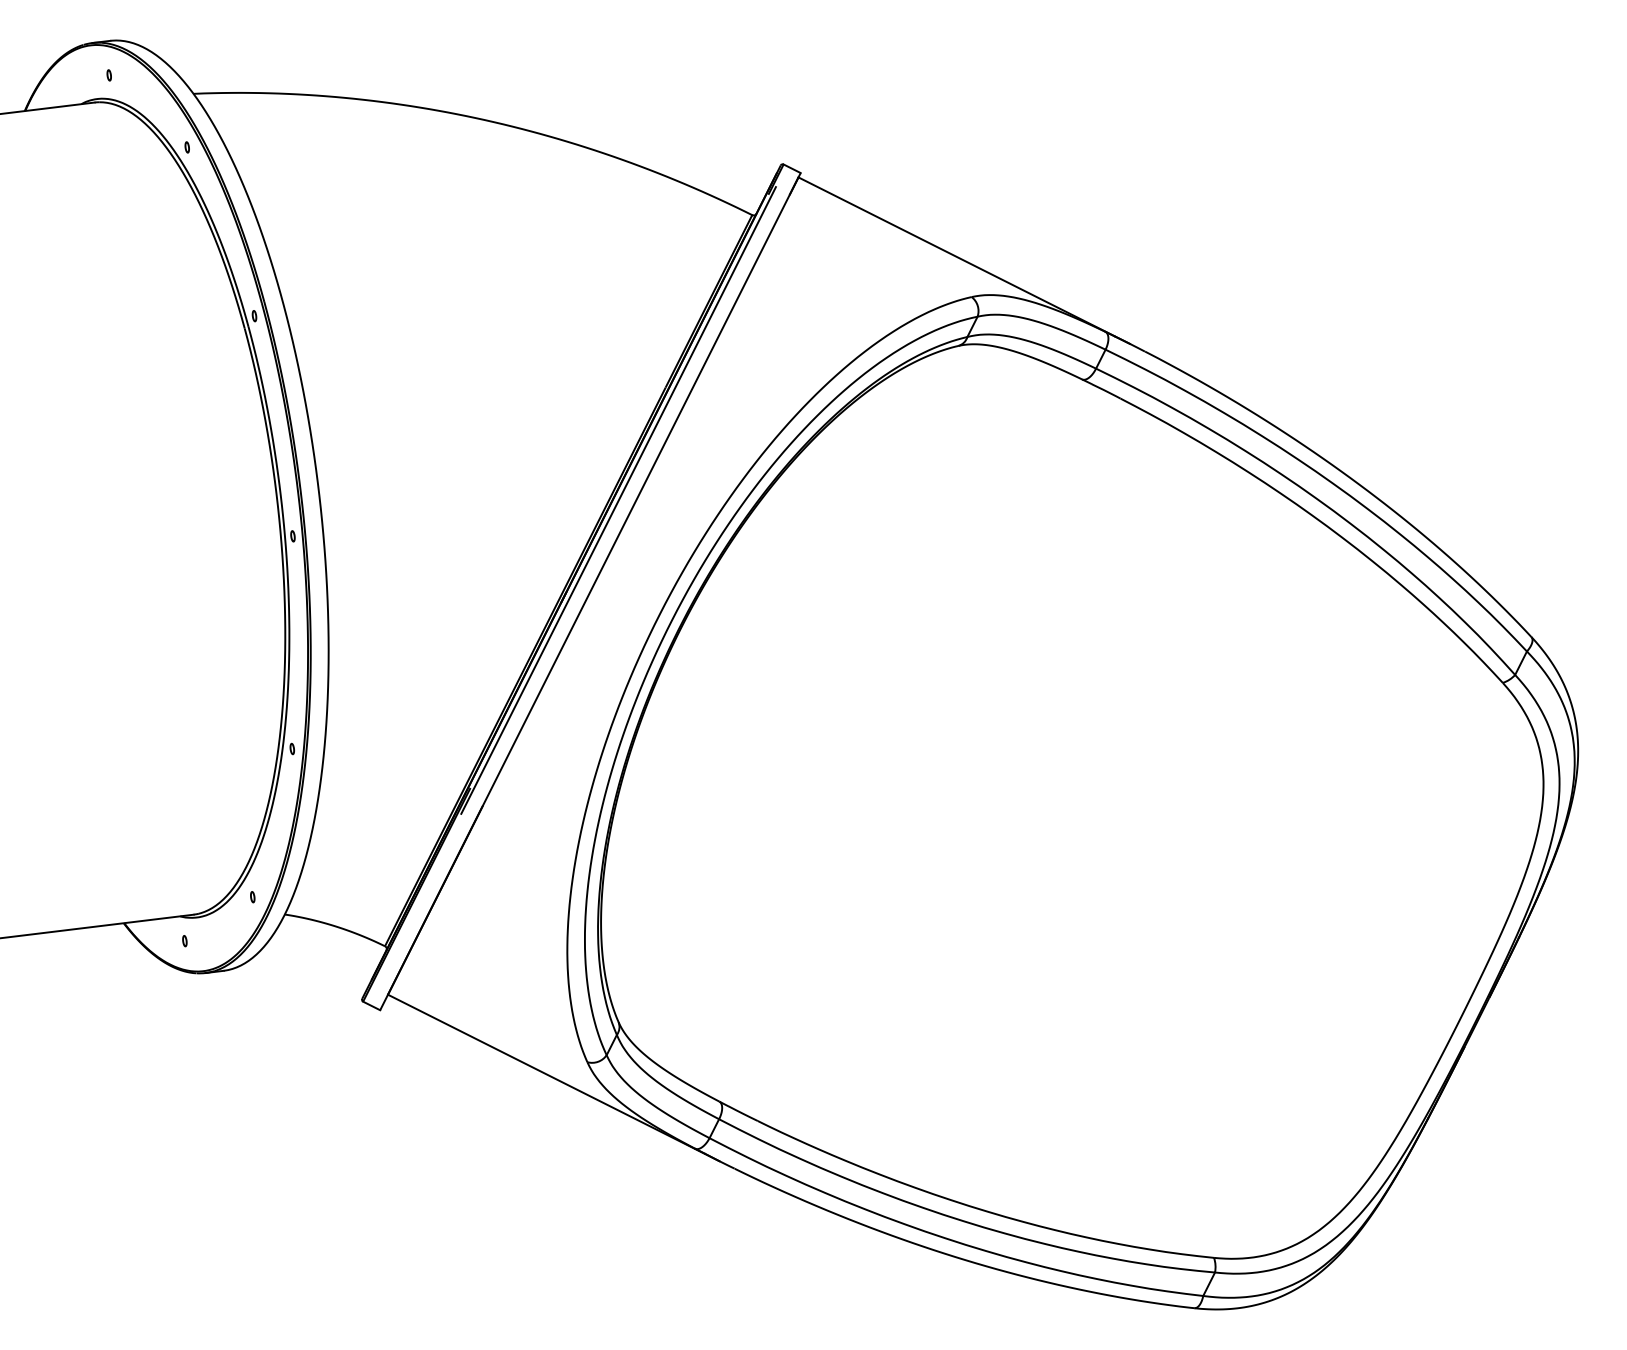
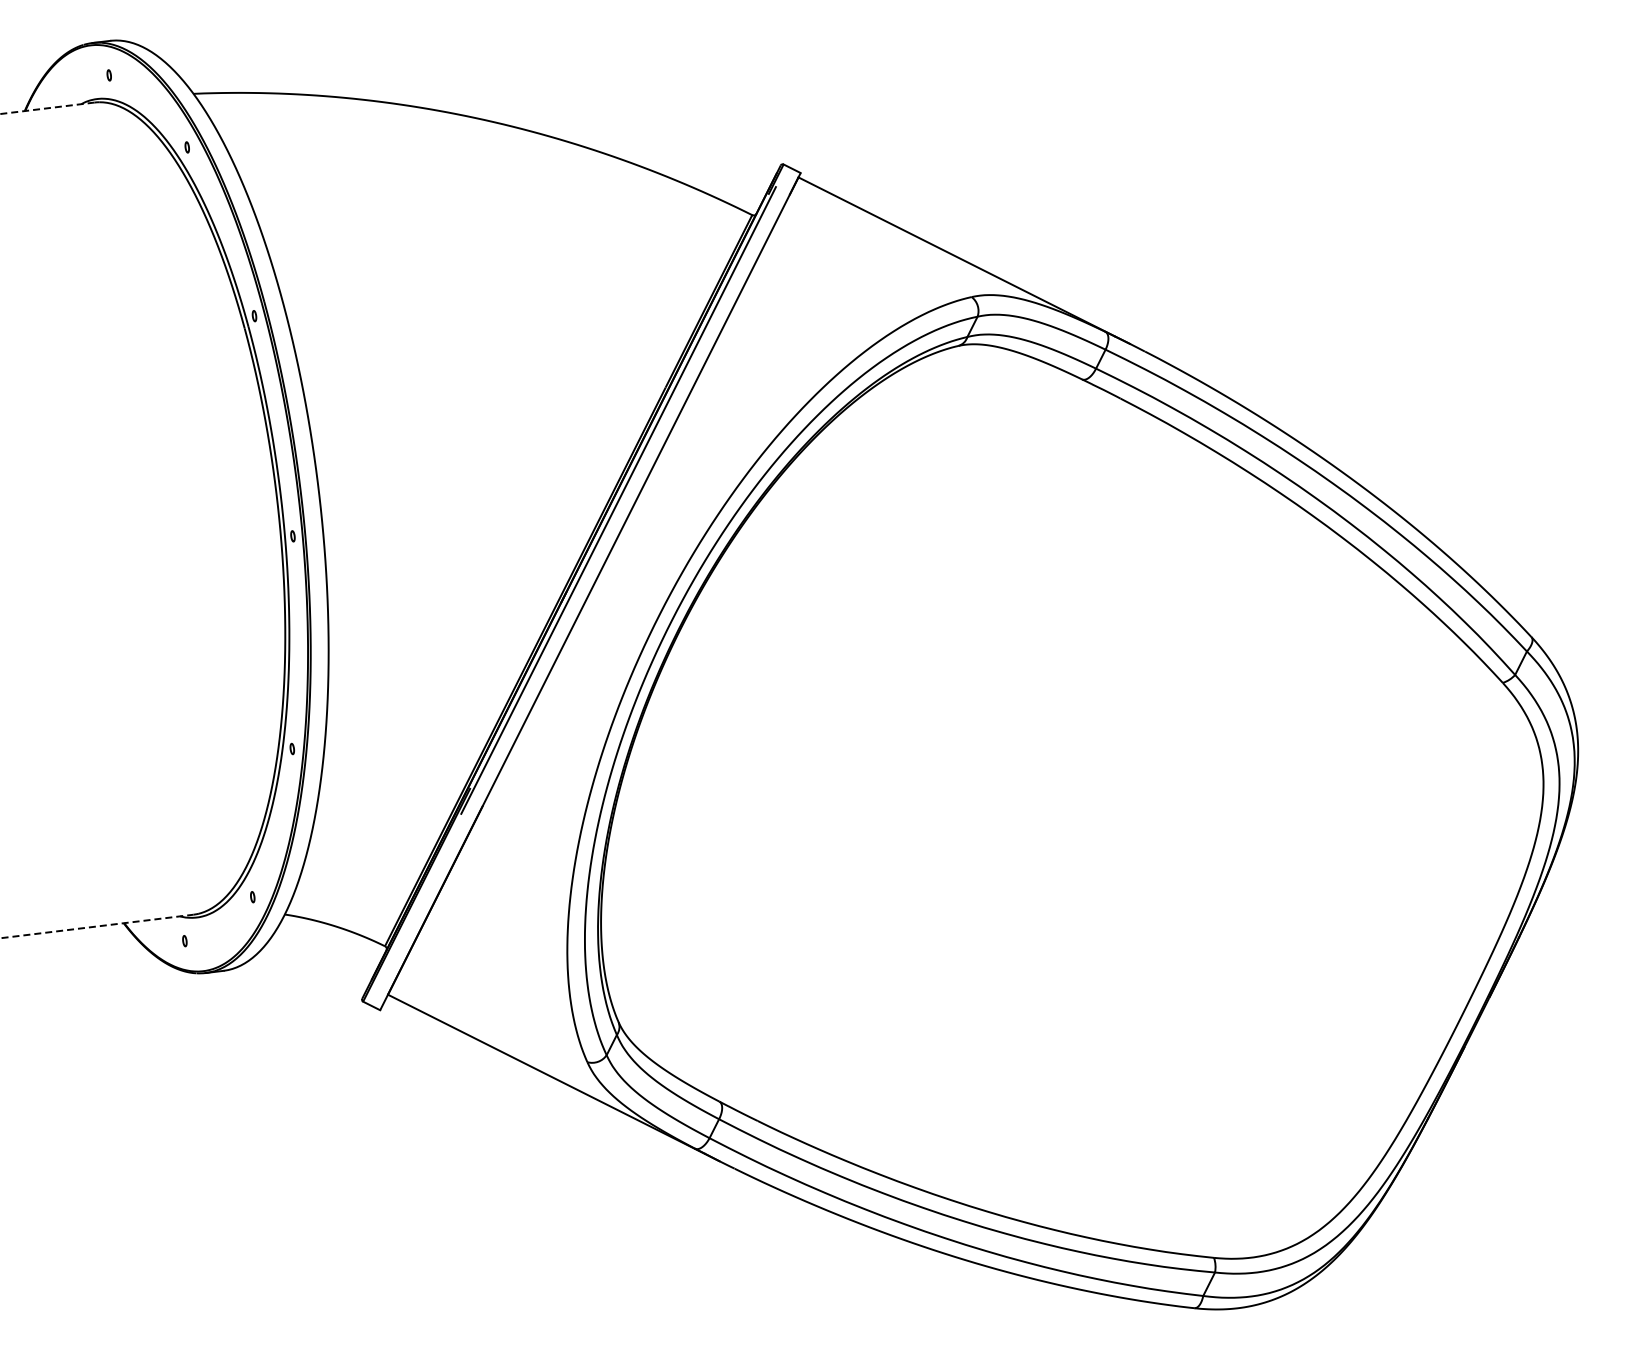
line: solid -> dashed (47, 108)
line: solid -> dashed (97, 926)
